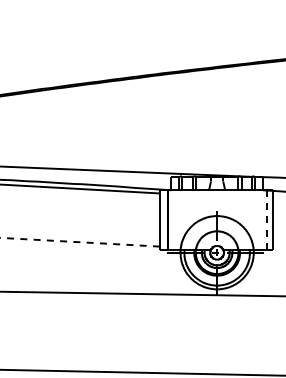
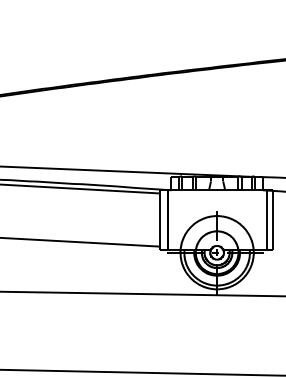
line: dashed -> solid (266, 220)
line: dashed -> solid (80, 242)
